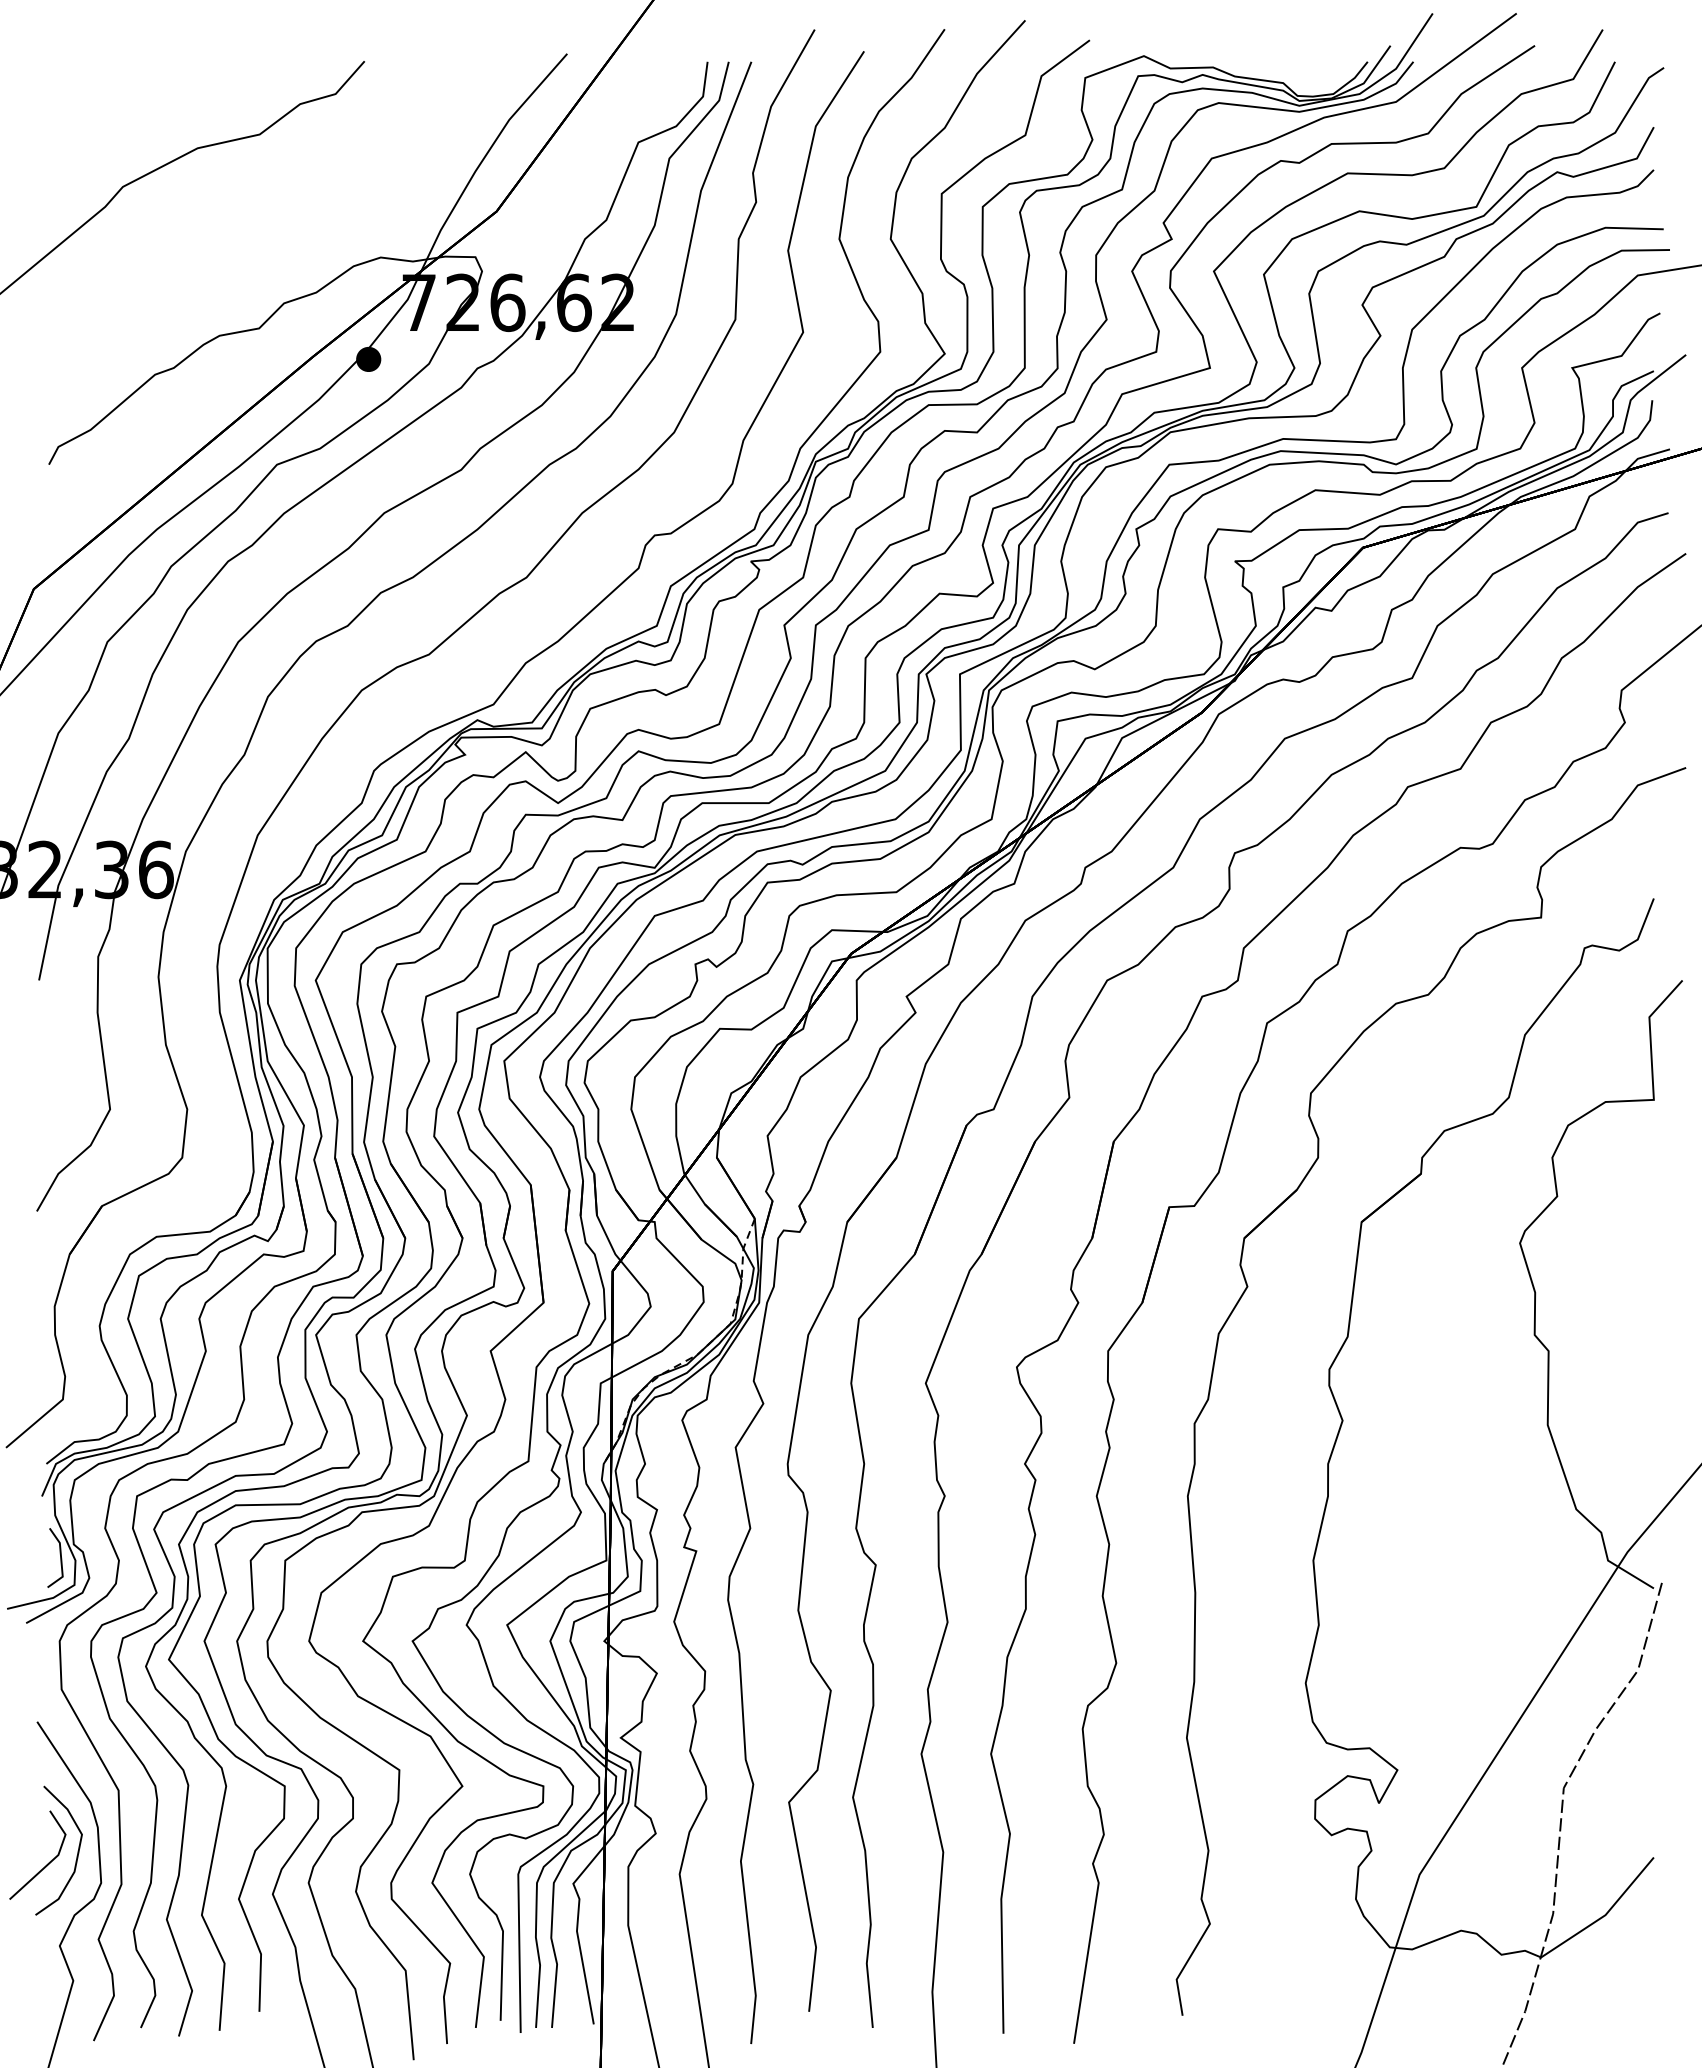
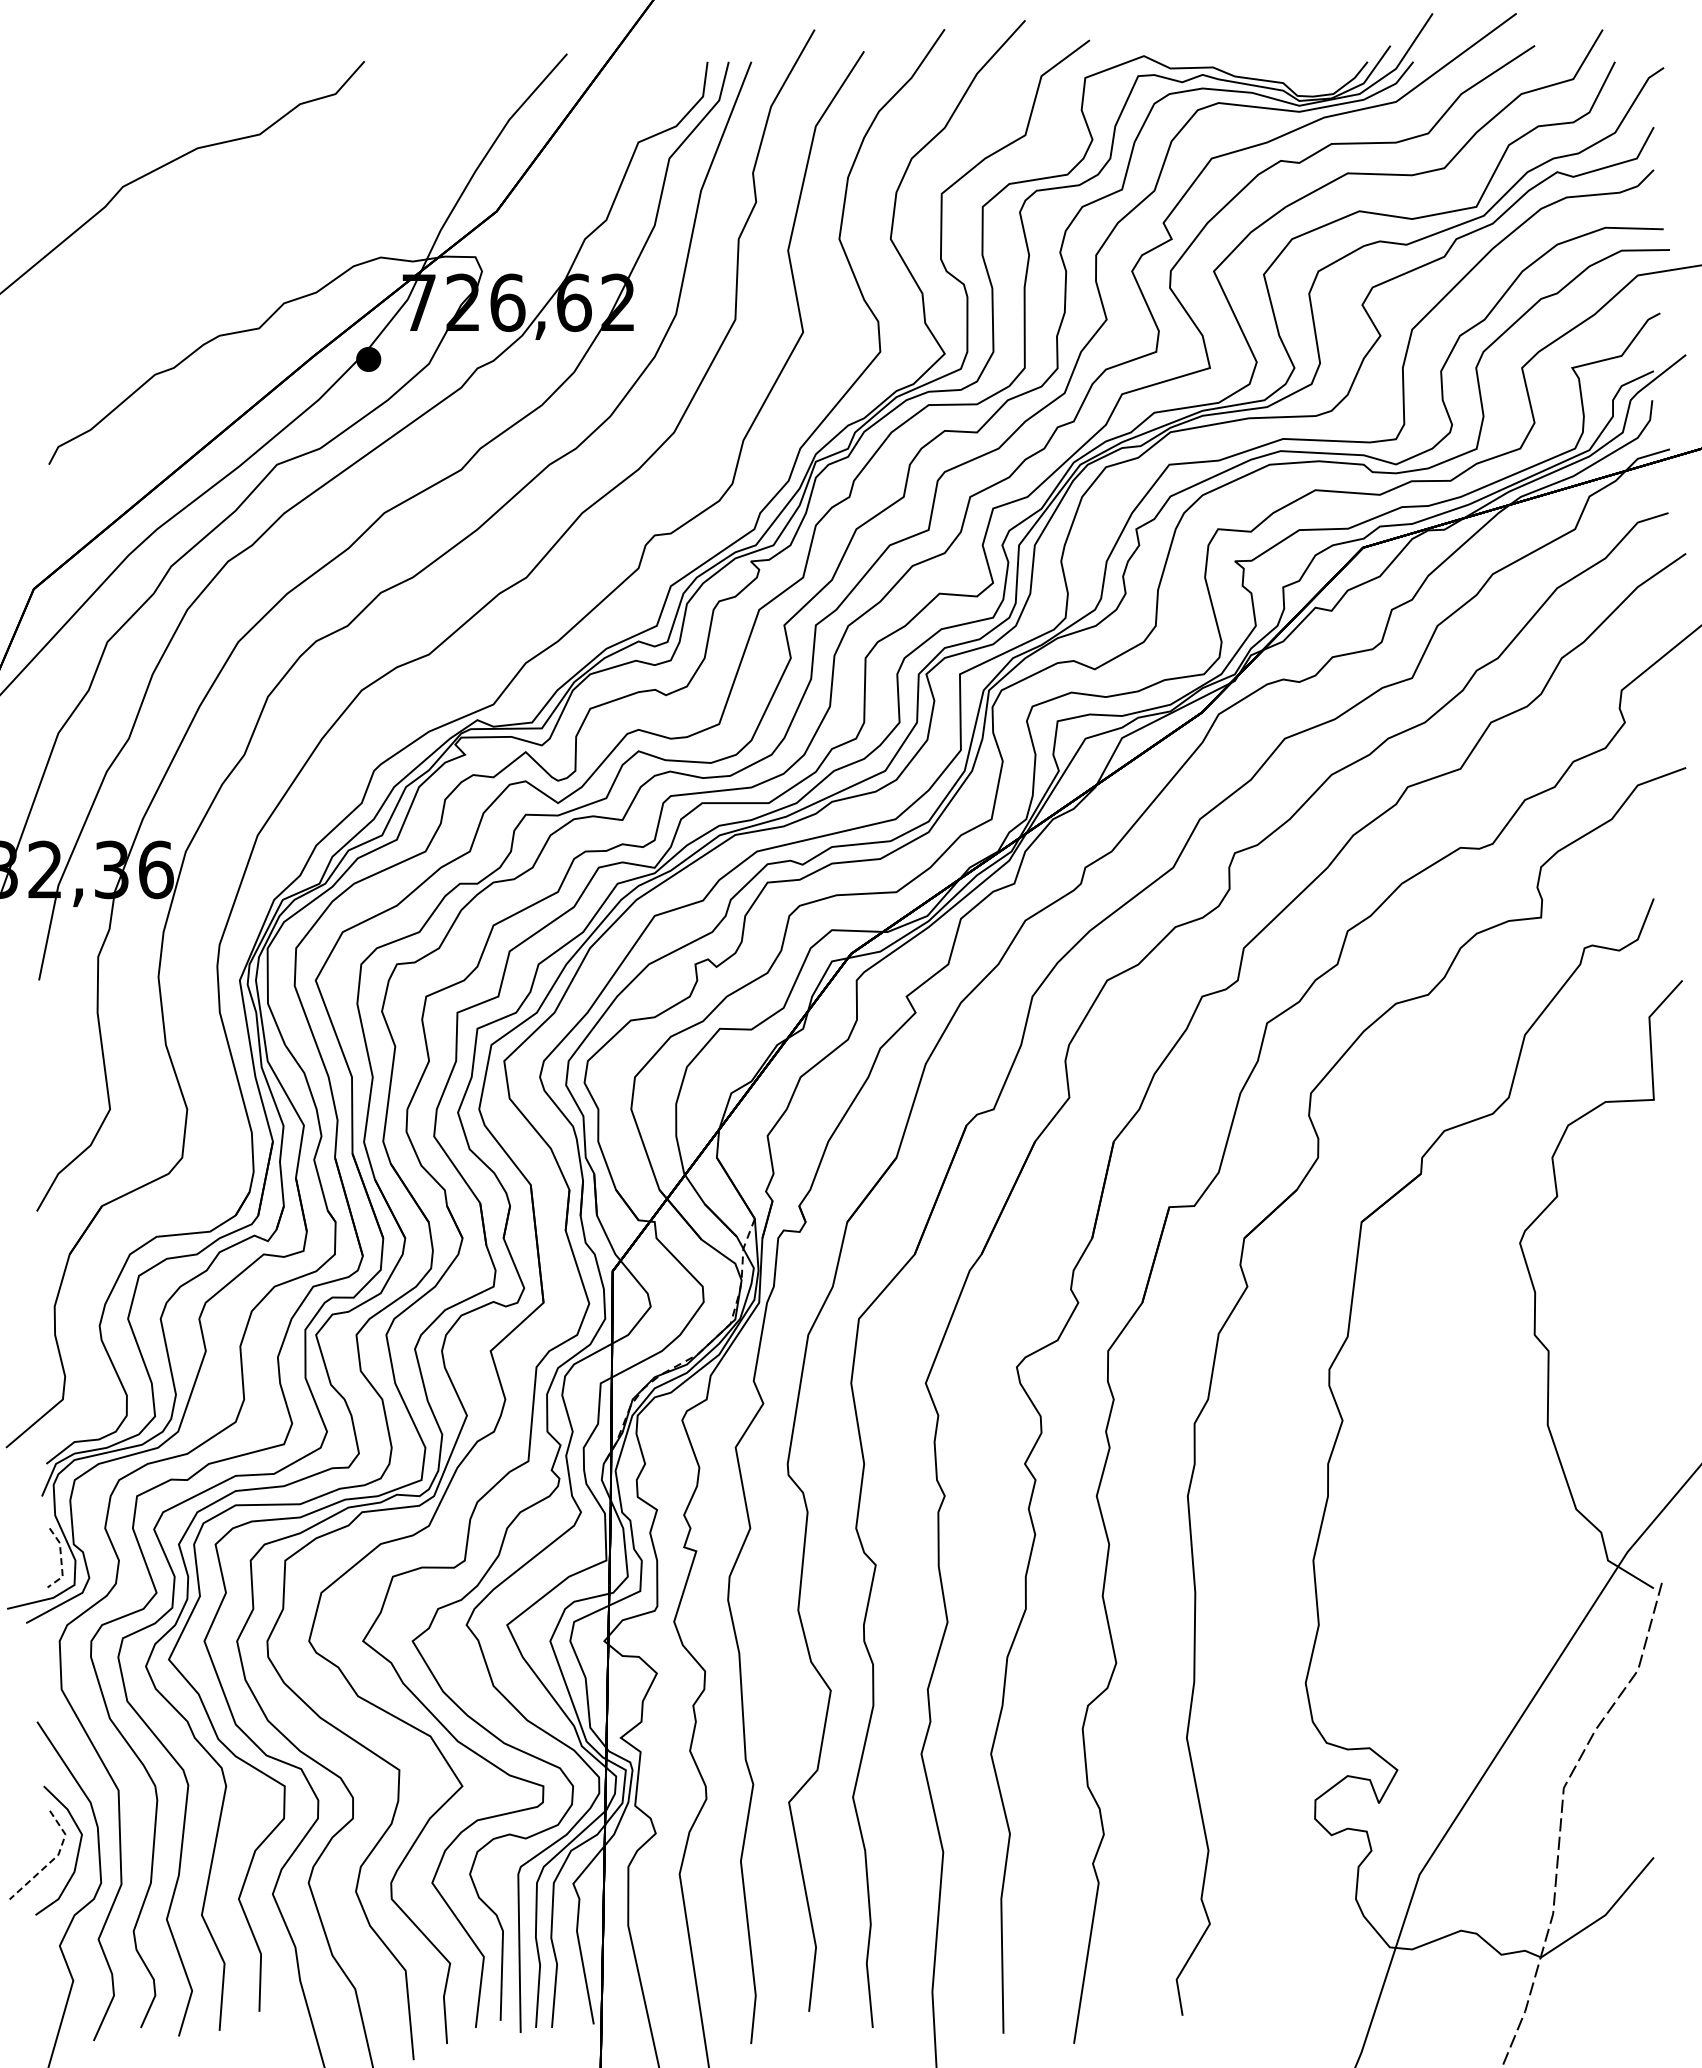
line: solid -> dashed (61, 1560)
line: solid -> dashed (53, 1859)
